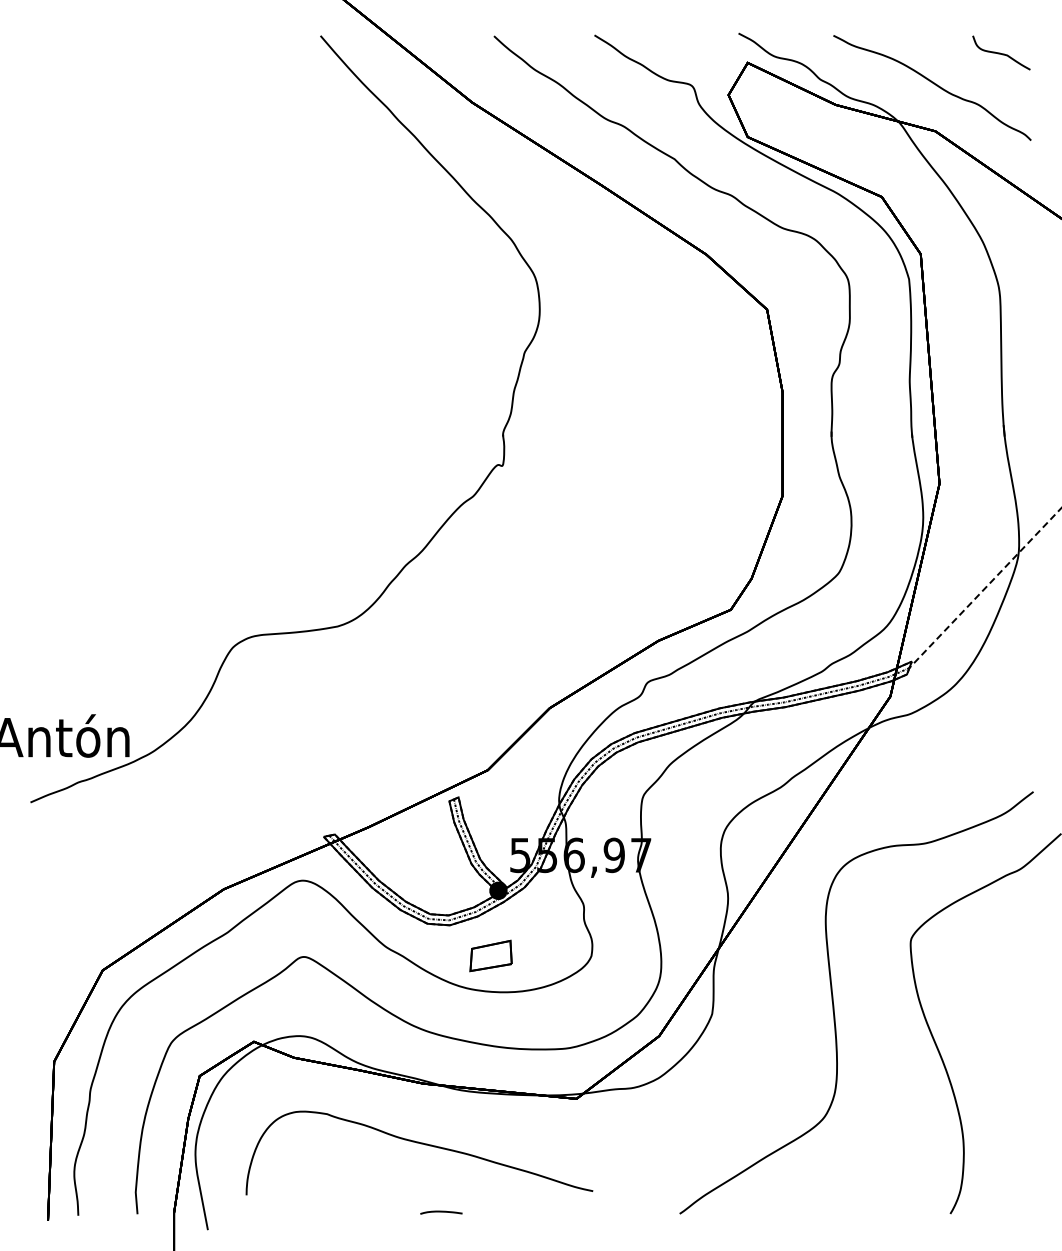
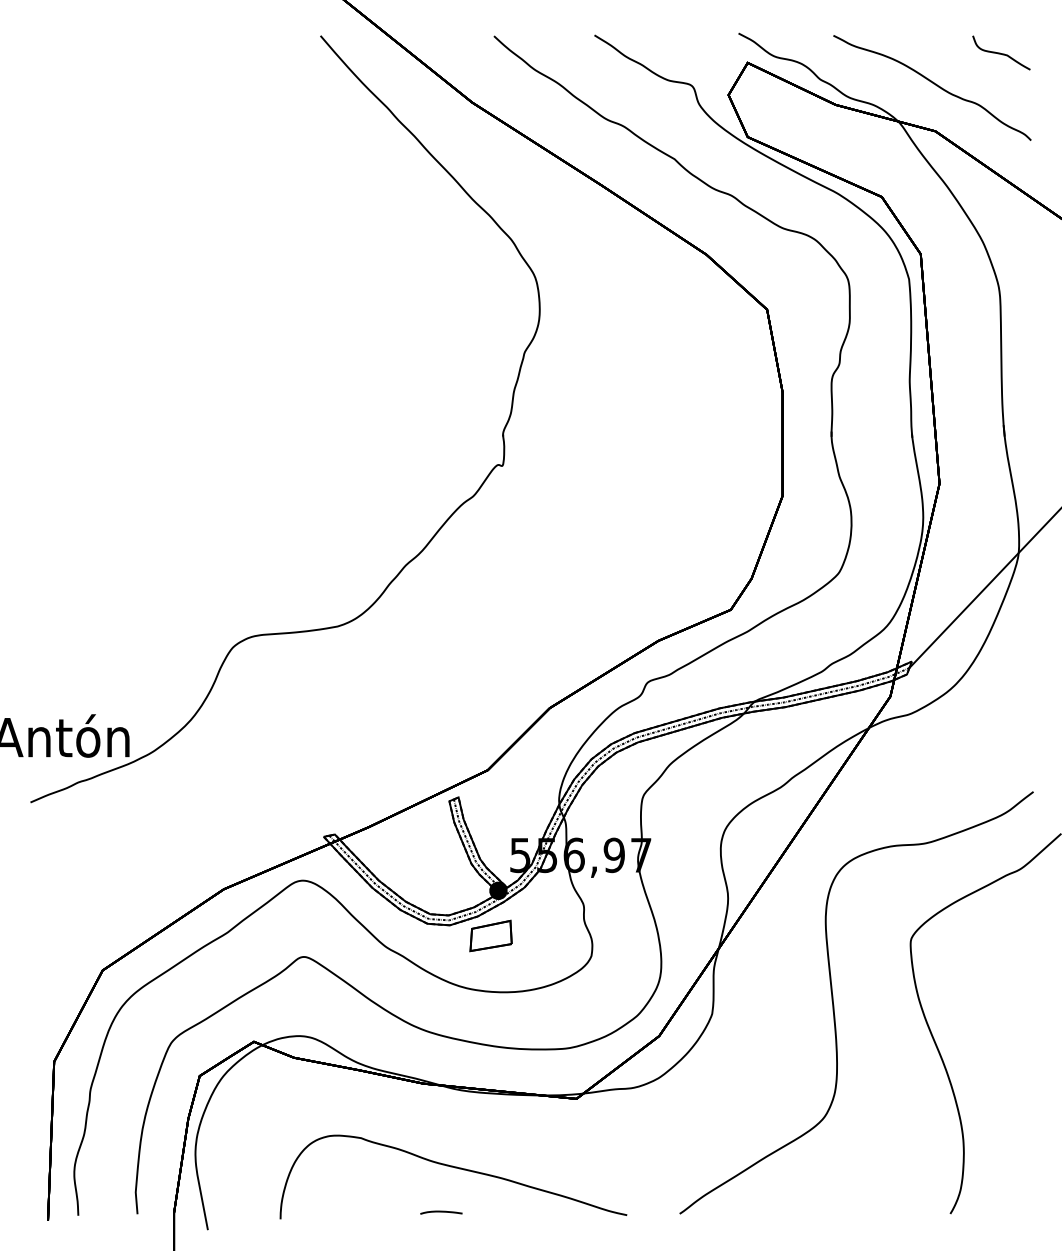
line: dashed -> solid (985, 588)
part position: (490, 955) -> (490, 935) (490, 935)
curve position: (421, 1144) -> (455, 1168) (455, 1168)
